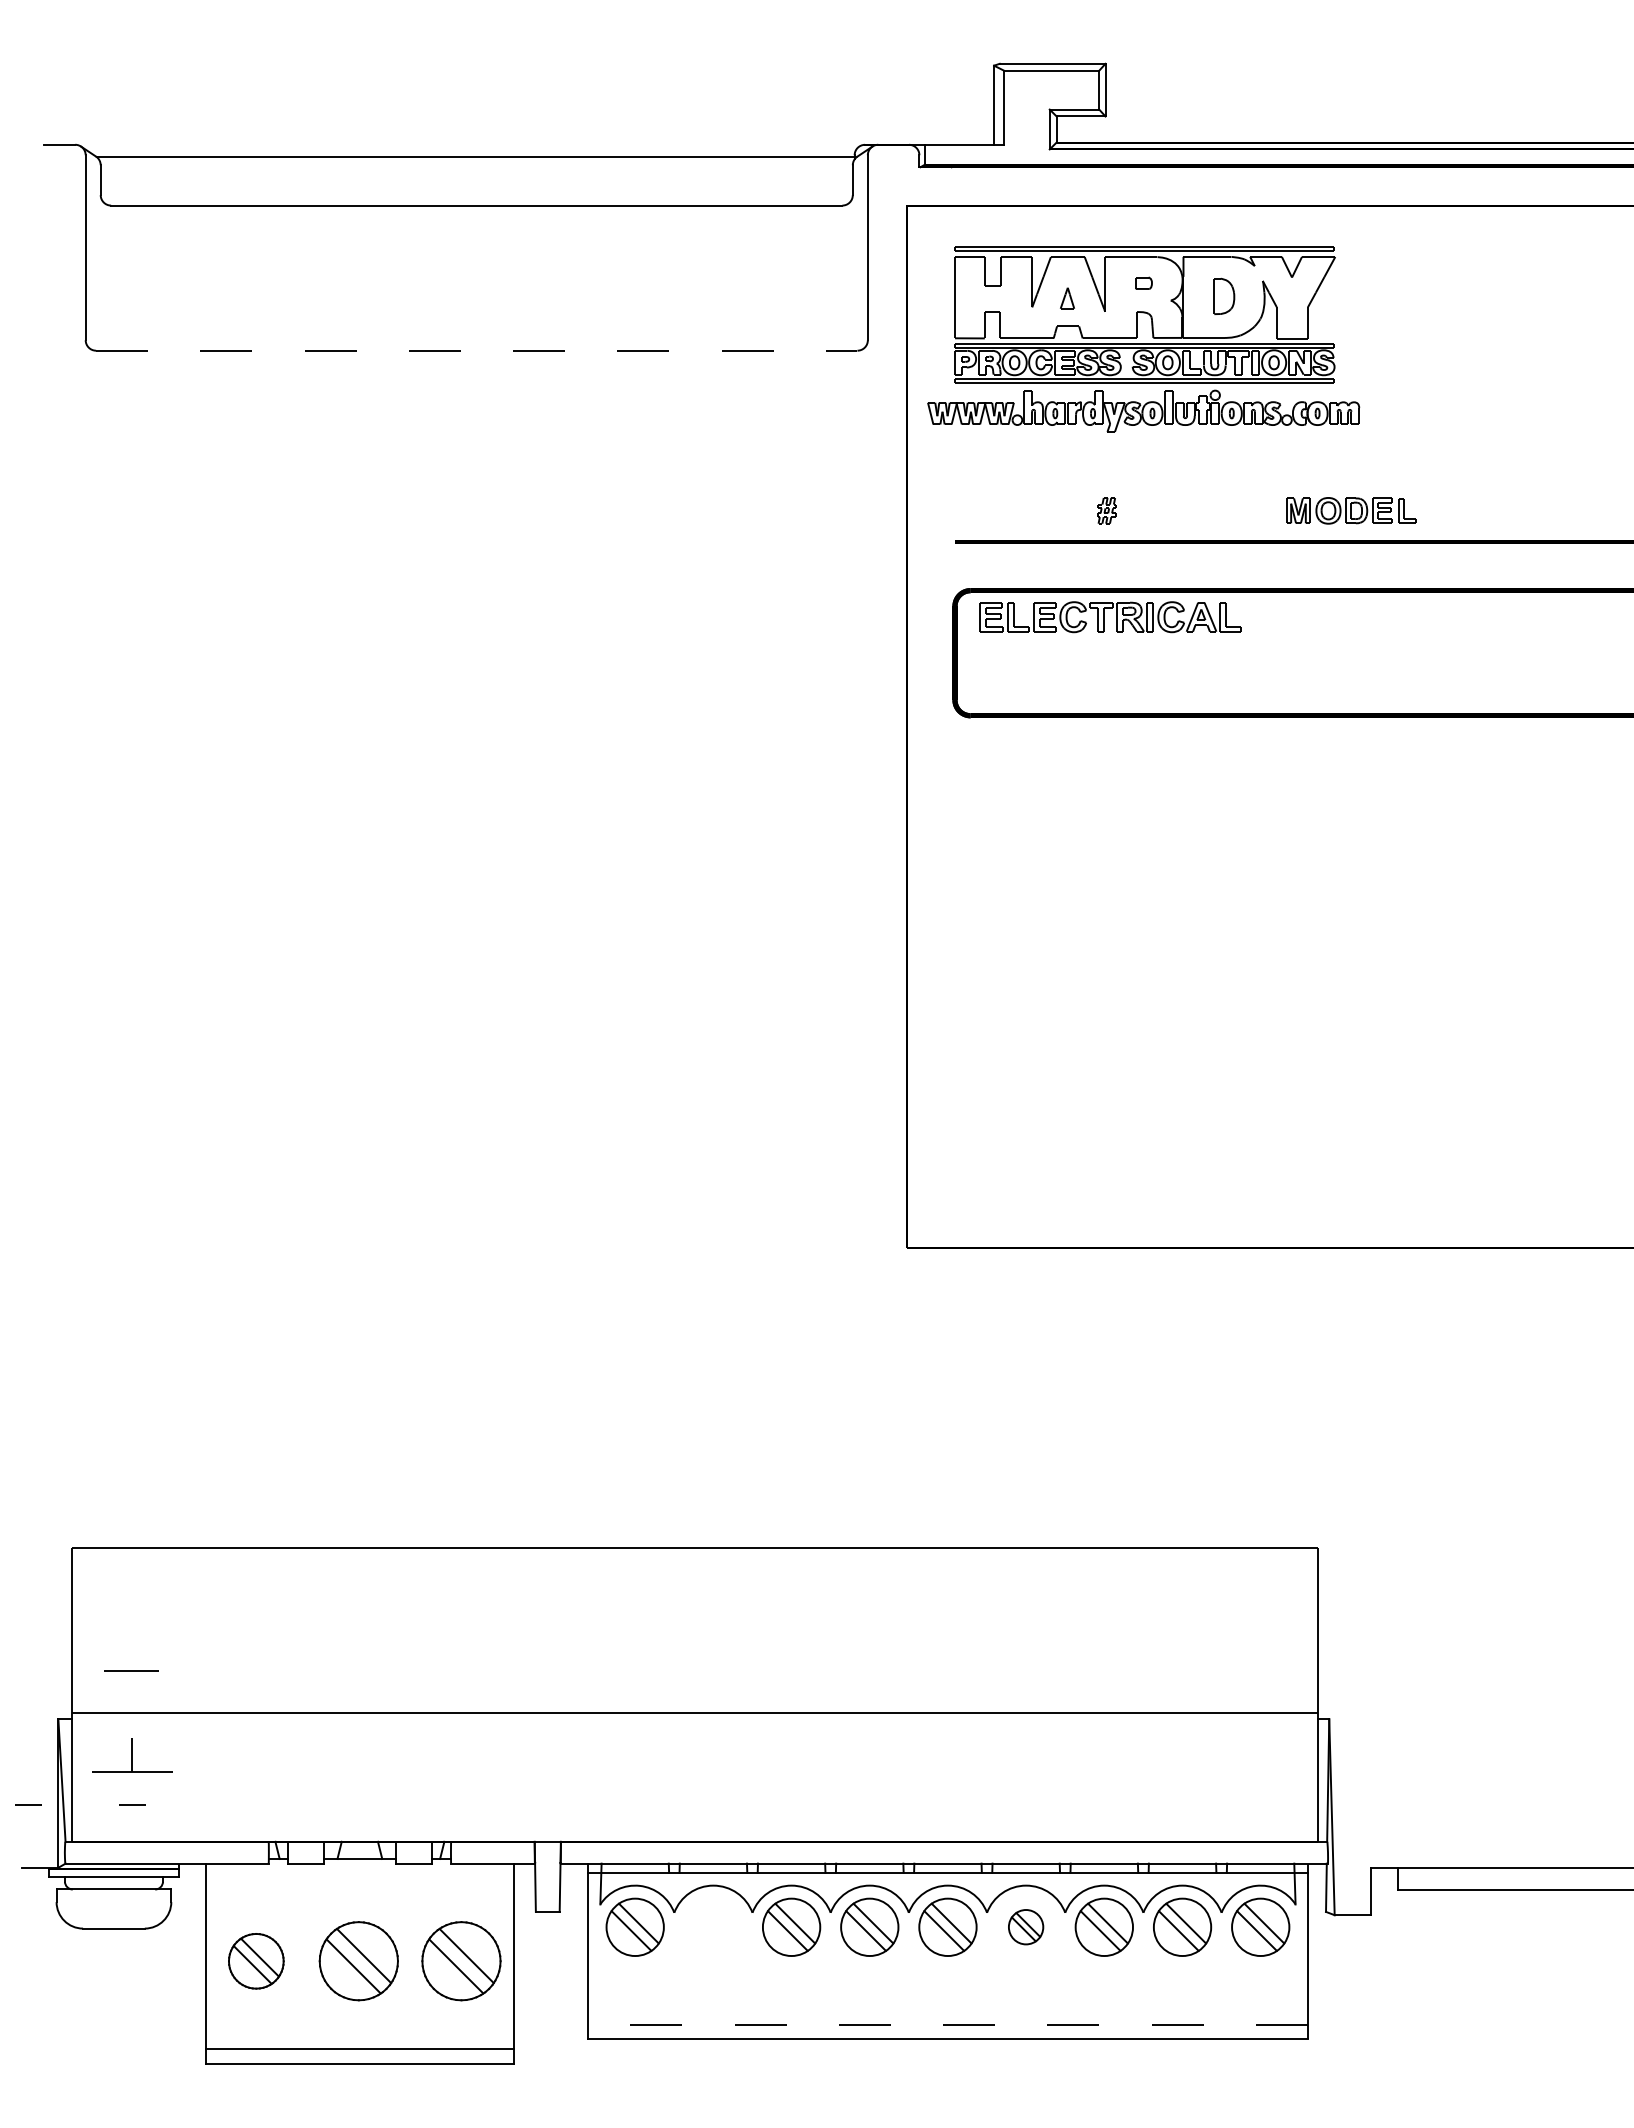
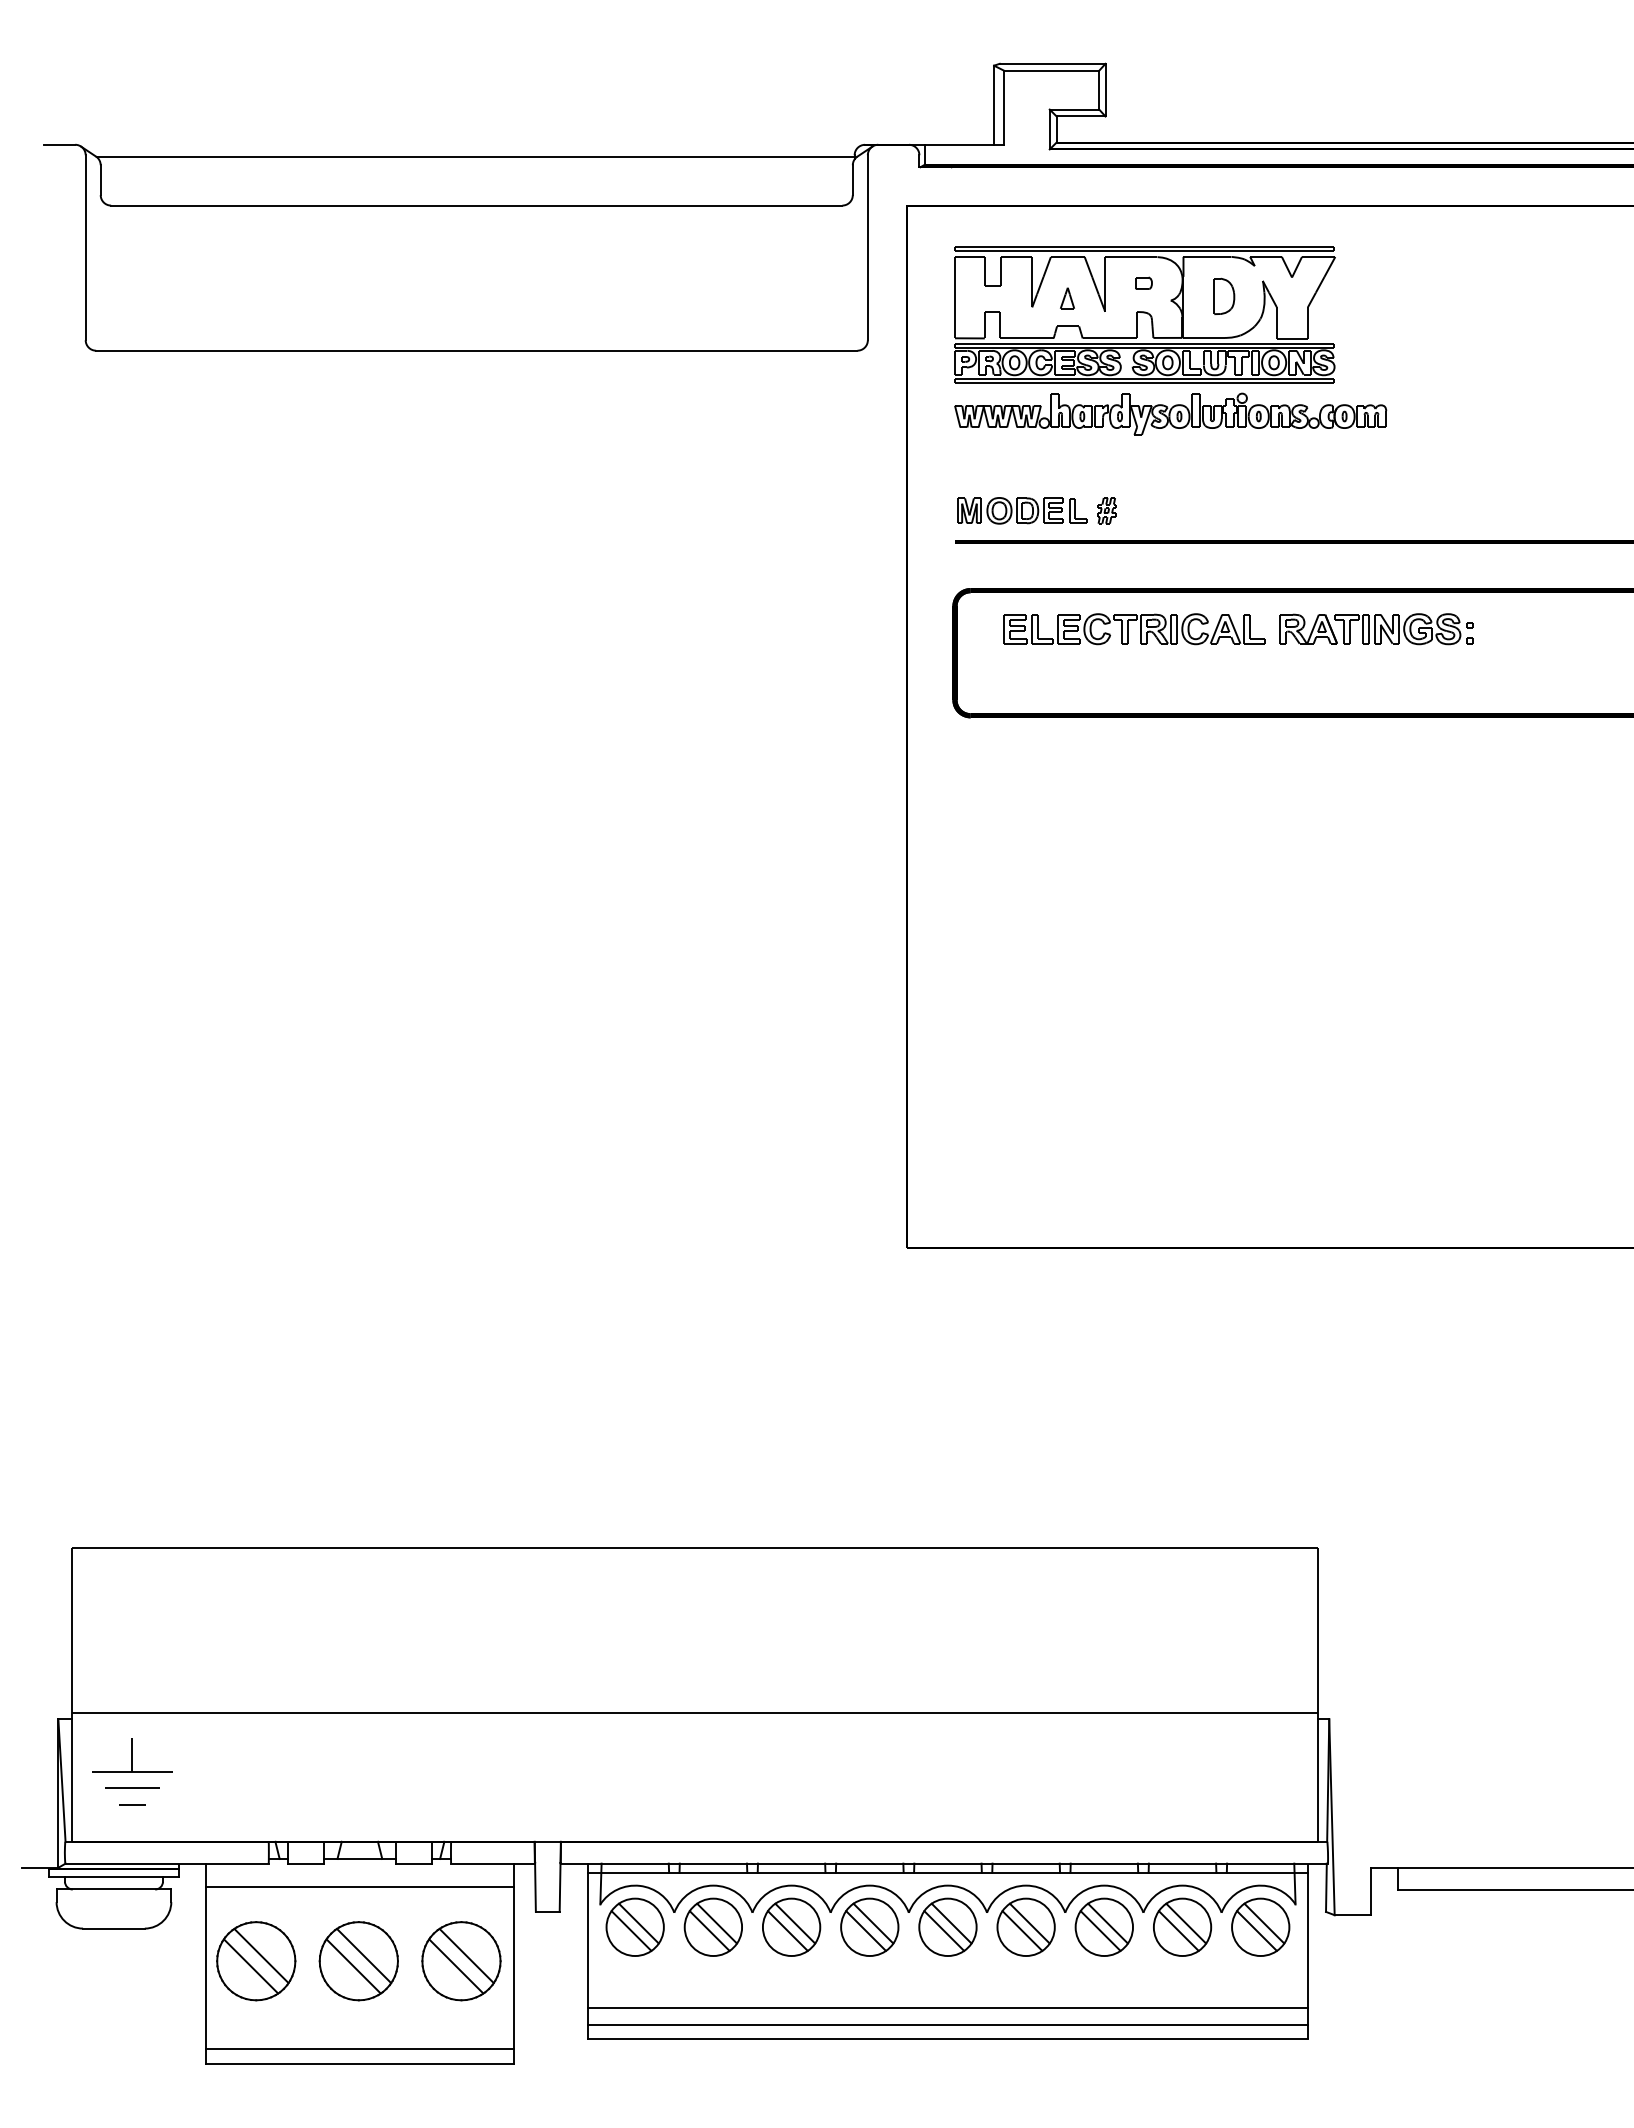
line: dashed -> solid (476, 350)
part position: (1143, 410) -> (1170, 413) (1170, 413)
part position: (1351, 510) -> (1022, 510) (1022, 510)
part position: (1110, 617) -> (1134, 629) (1134, 629)
part: none -> present (1376, 629)
line position: (131, 1670) -> (132, 1787) (132, 1787)
line: present -> none (28, 1804)
line: none -> present (359, 1887)
part: none -> present (712, 1926)
part size: 37x37 px -> 60x60 px (1025, 1926)
part size: 57x57 px -> 81x81 px (256, 1961)
line: none -> present (947, 2008)
line: dashed -> solid (947, 2025)
